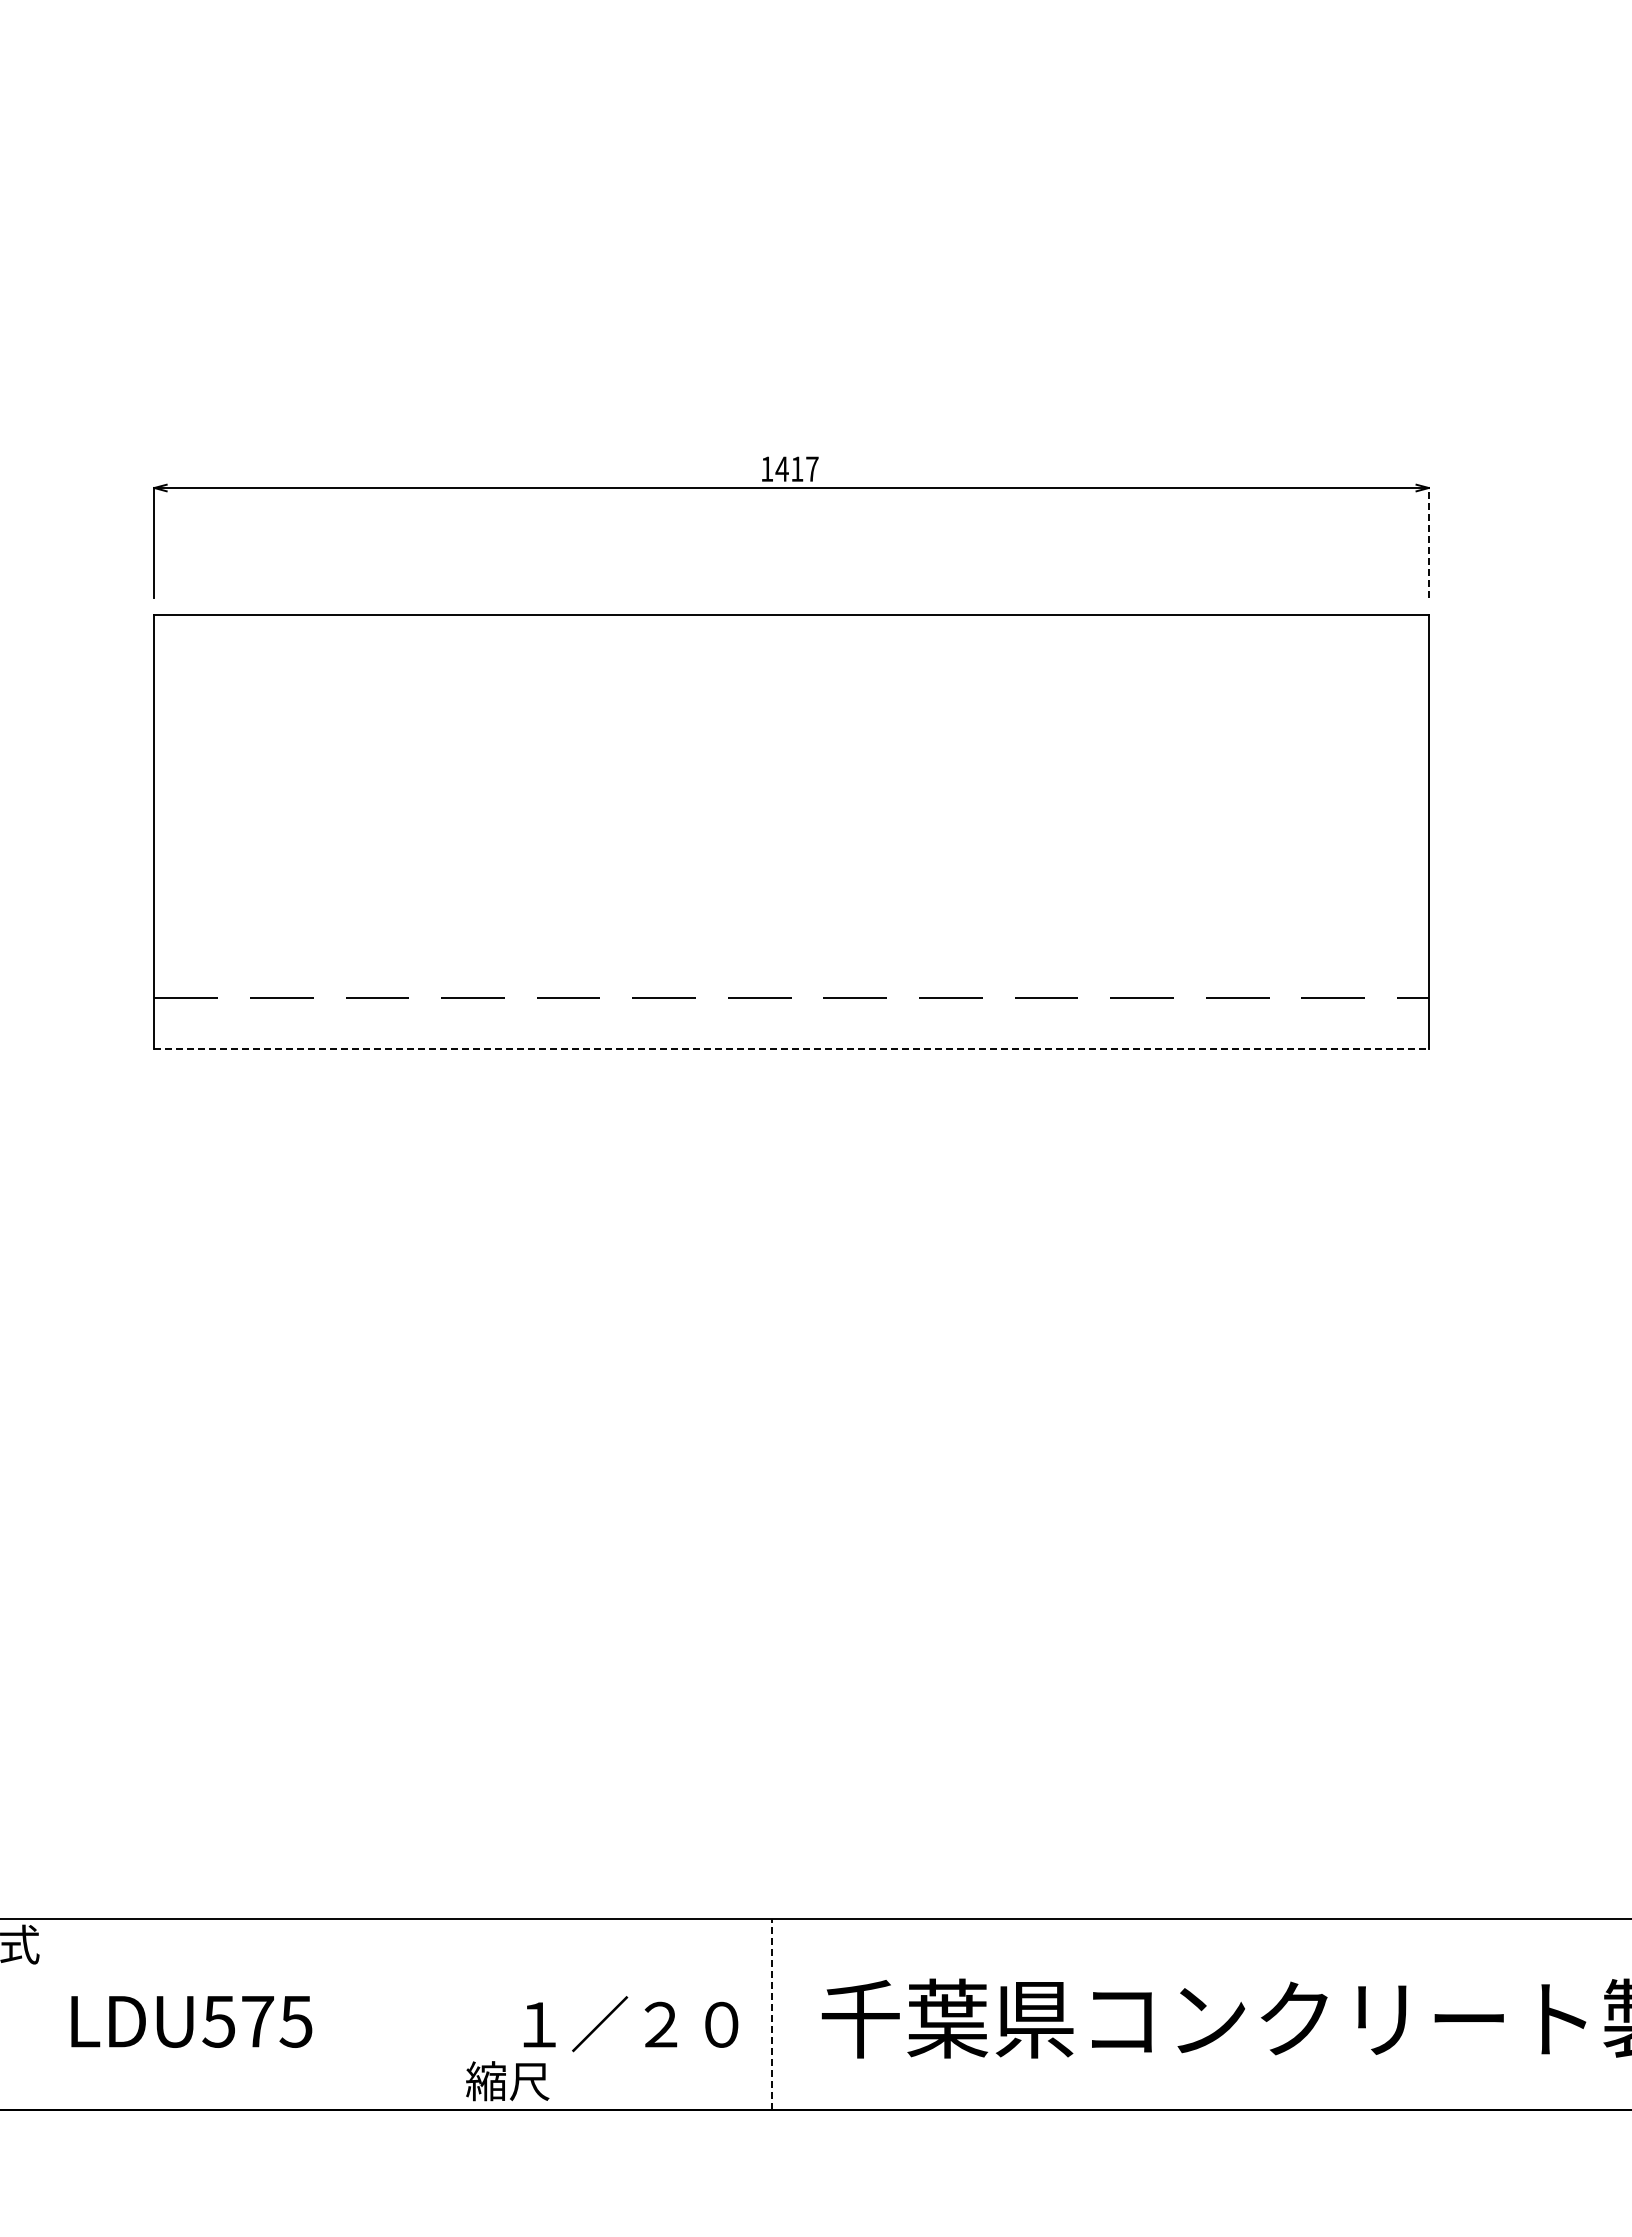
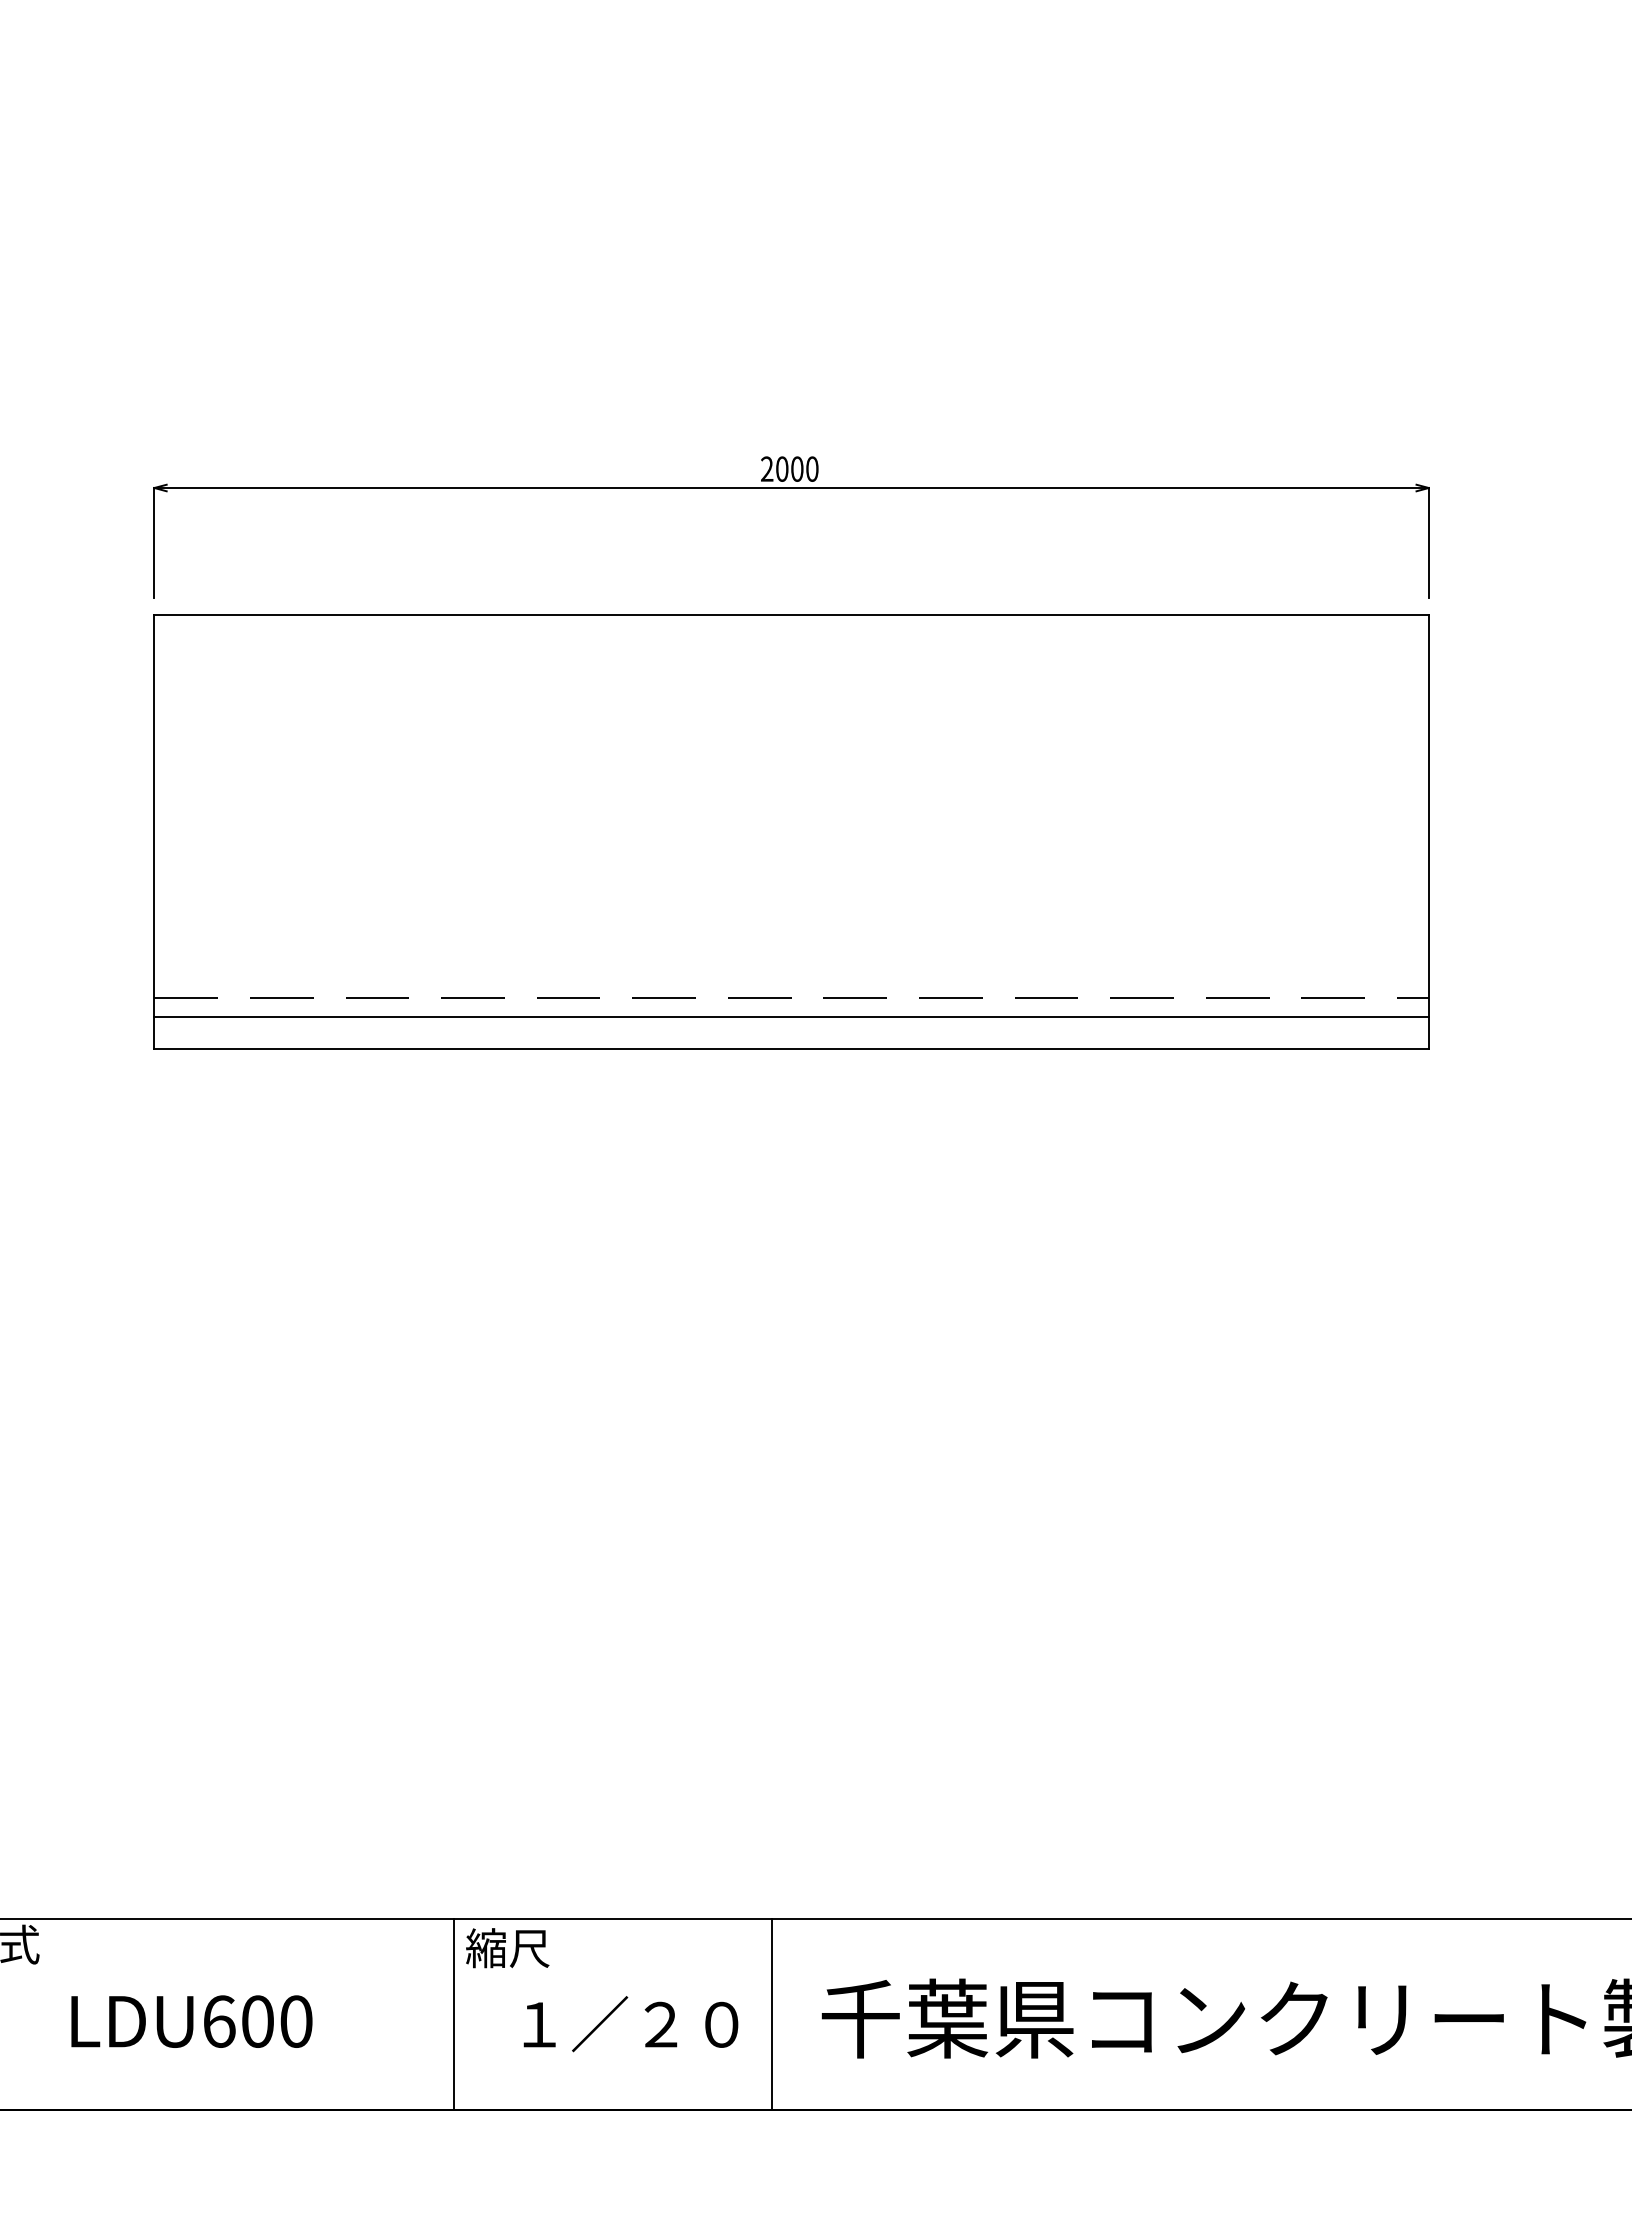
text: 1417 -> 2000 (789, 468)
line: dashed -> solid (1428, 542)
line: none -> present (791, 1016)
line: dashed -> solid (792, 1048)
line: none -> present (453, 2014)
line: dashed -> solid (772, 2014)
text: LDU575 -> LDU600 (257, 2021)
text position: (507, 2081) -> (507, 1948) (507, 1948)
